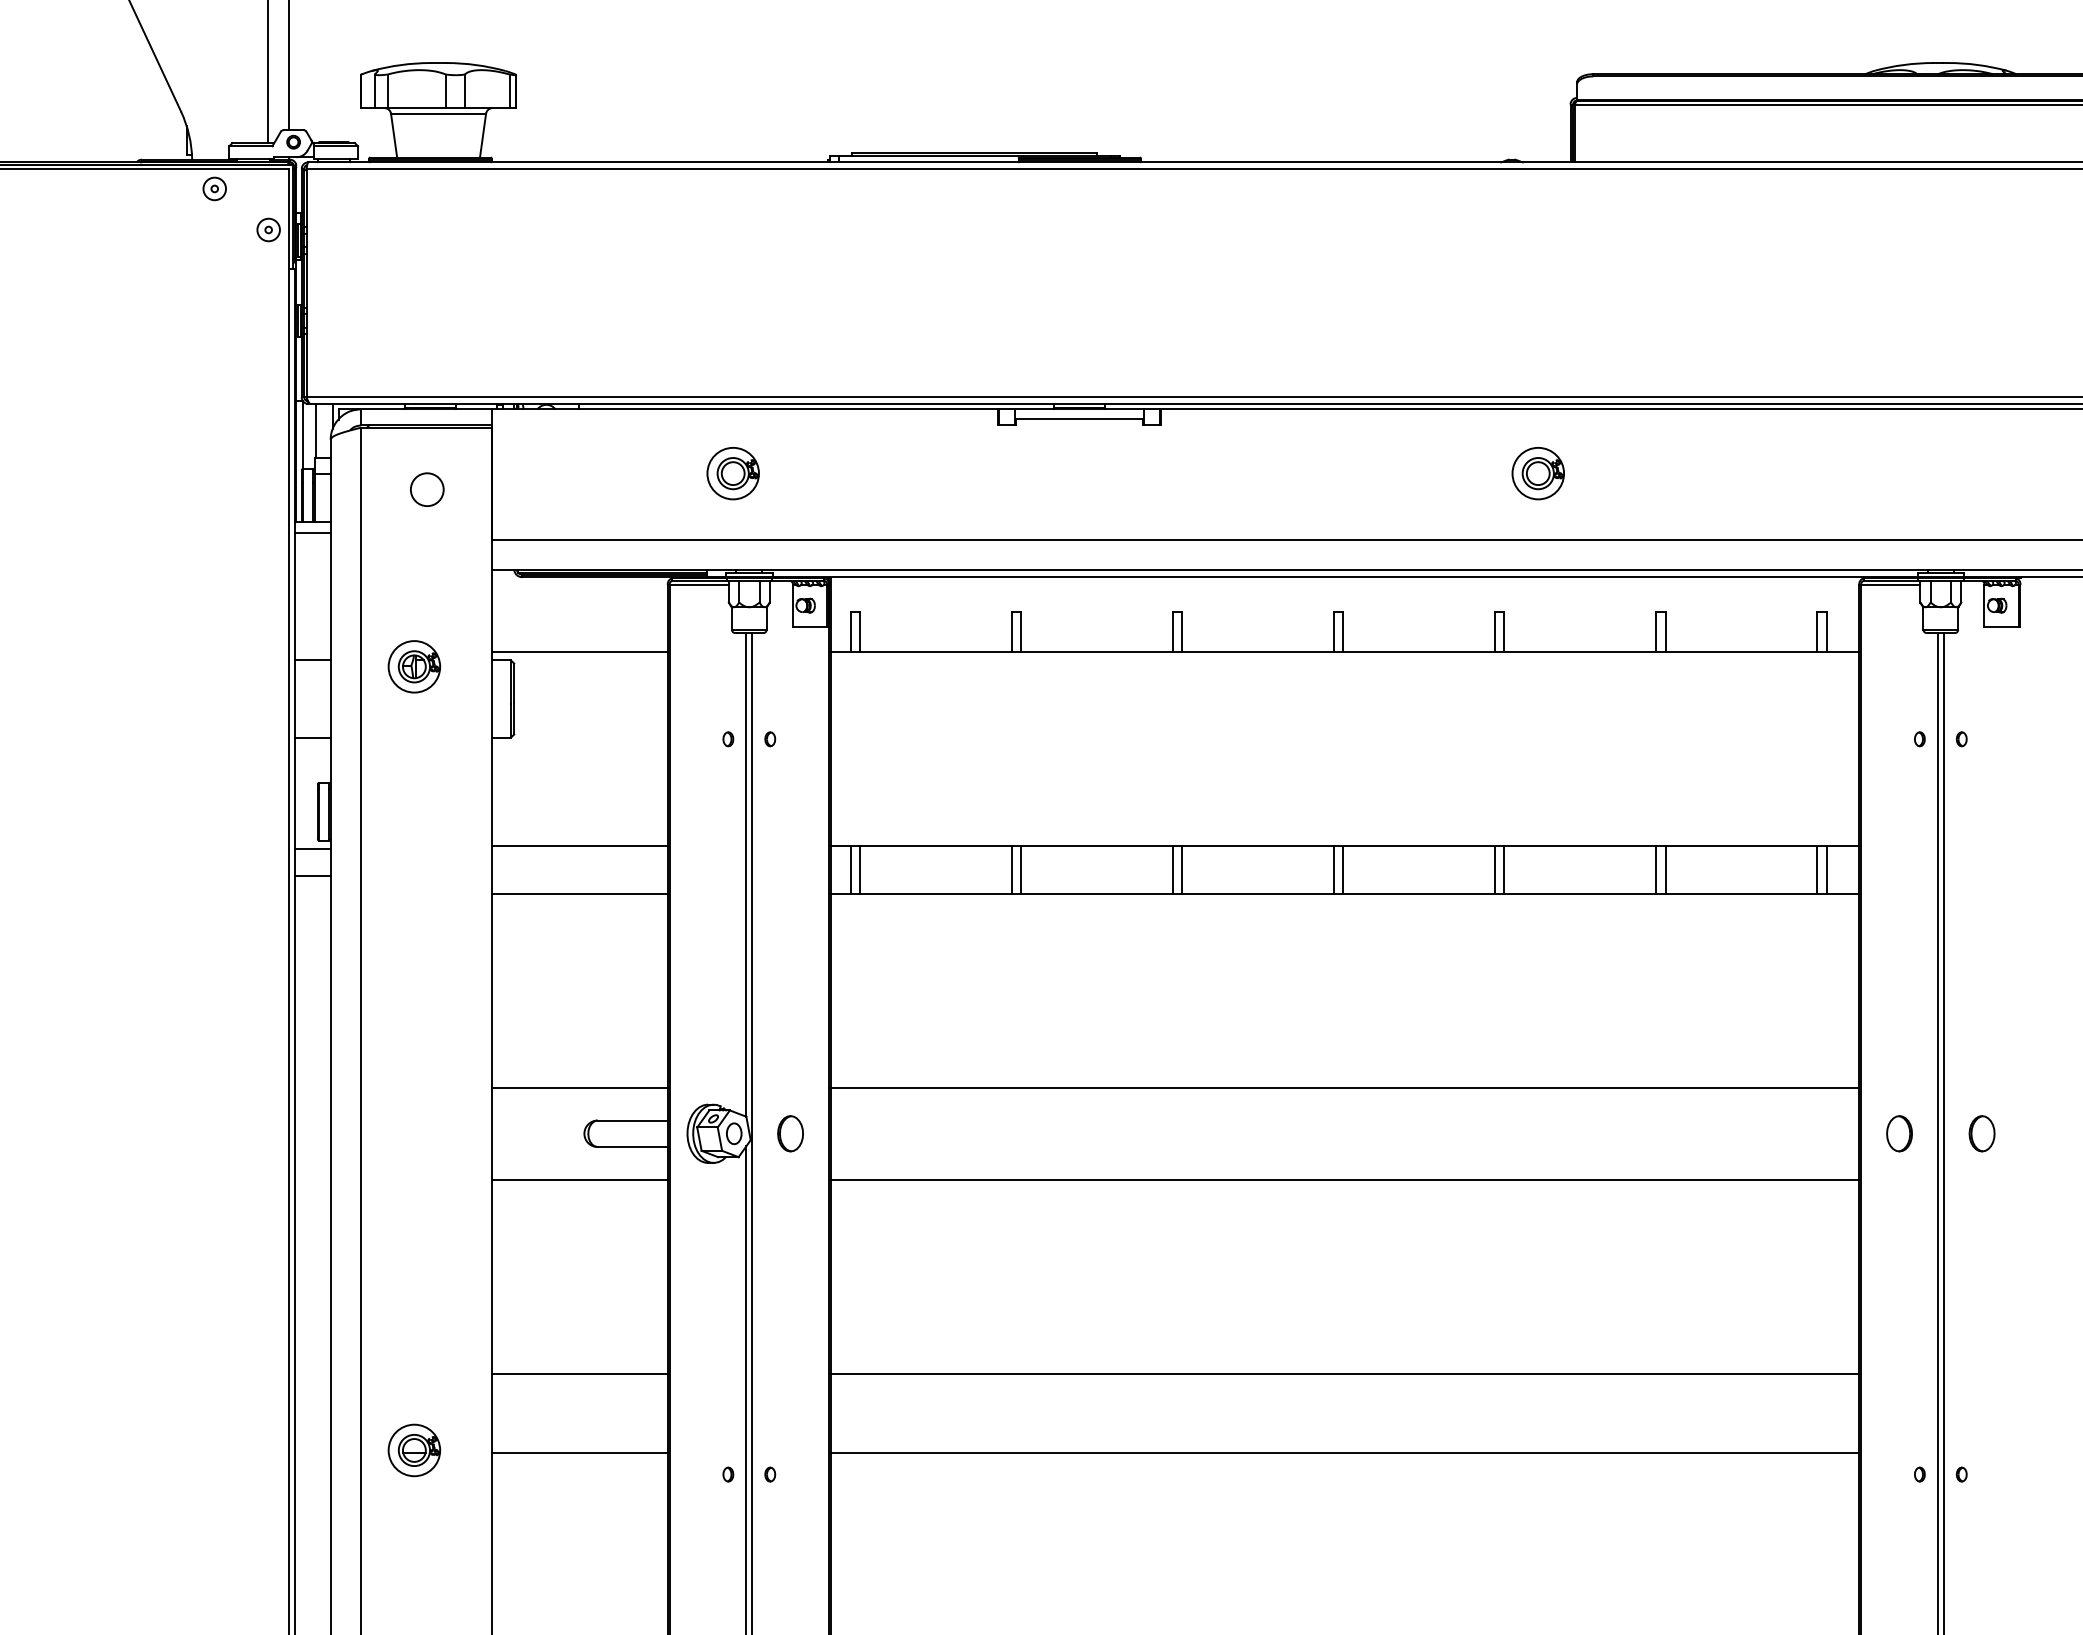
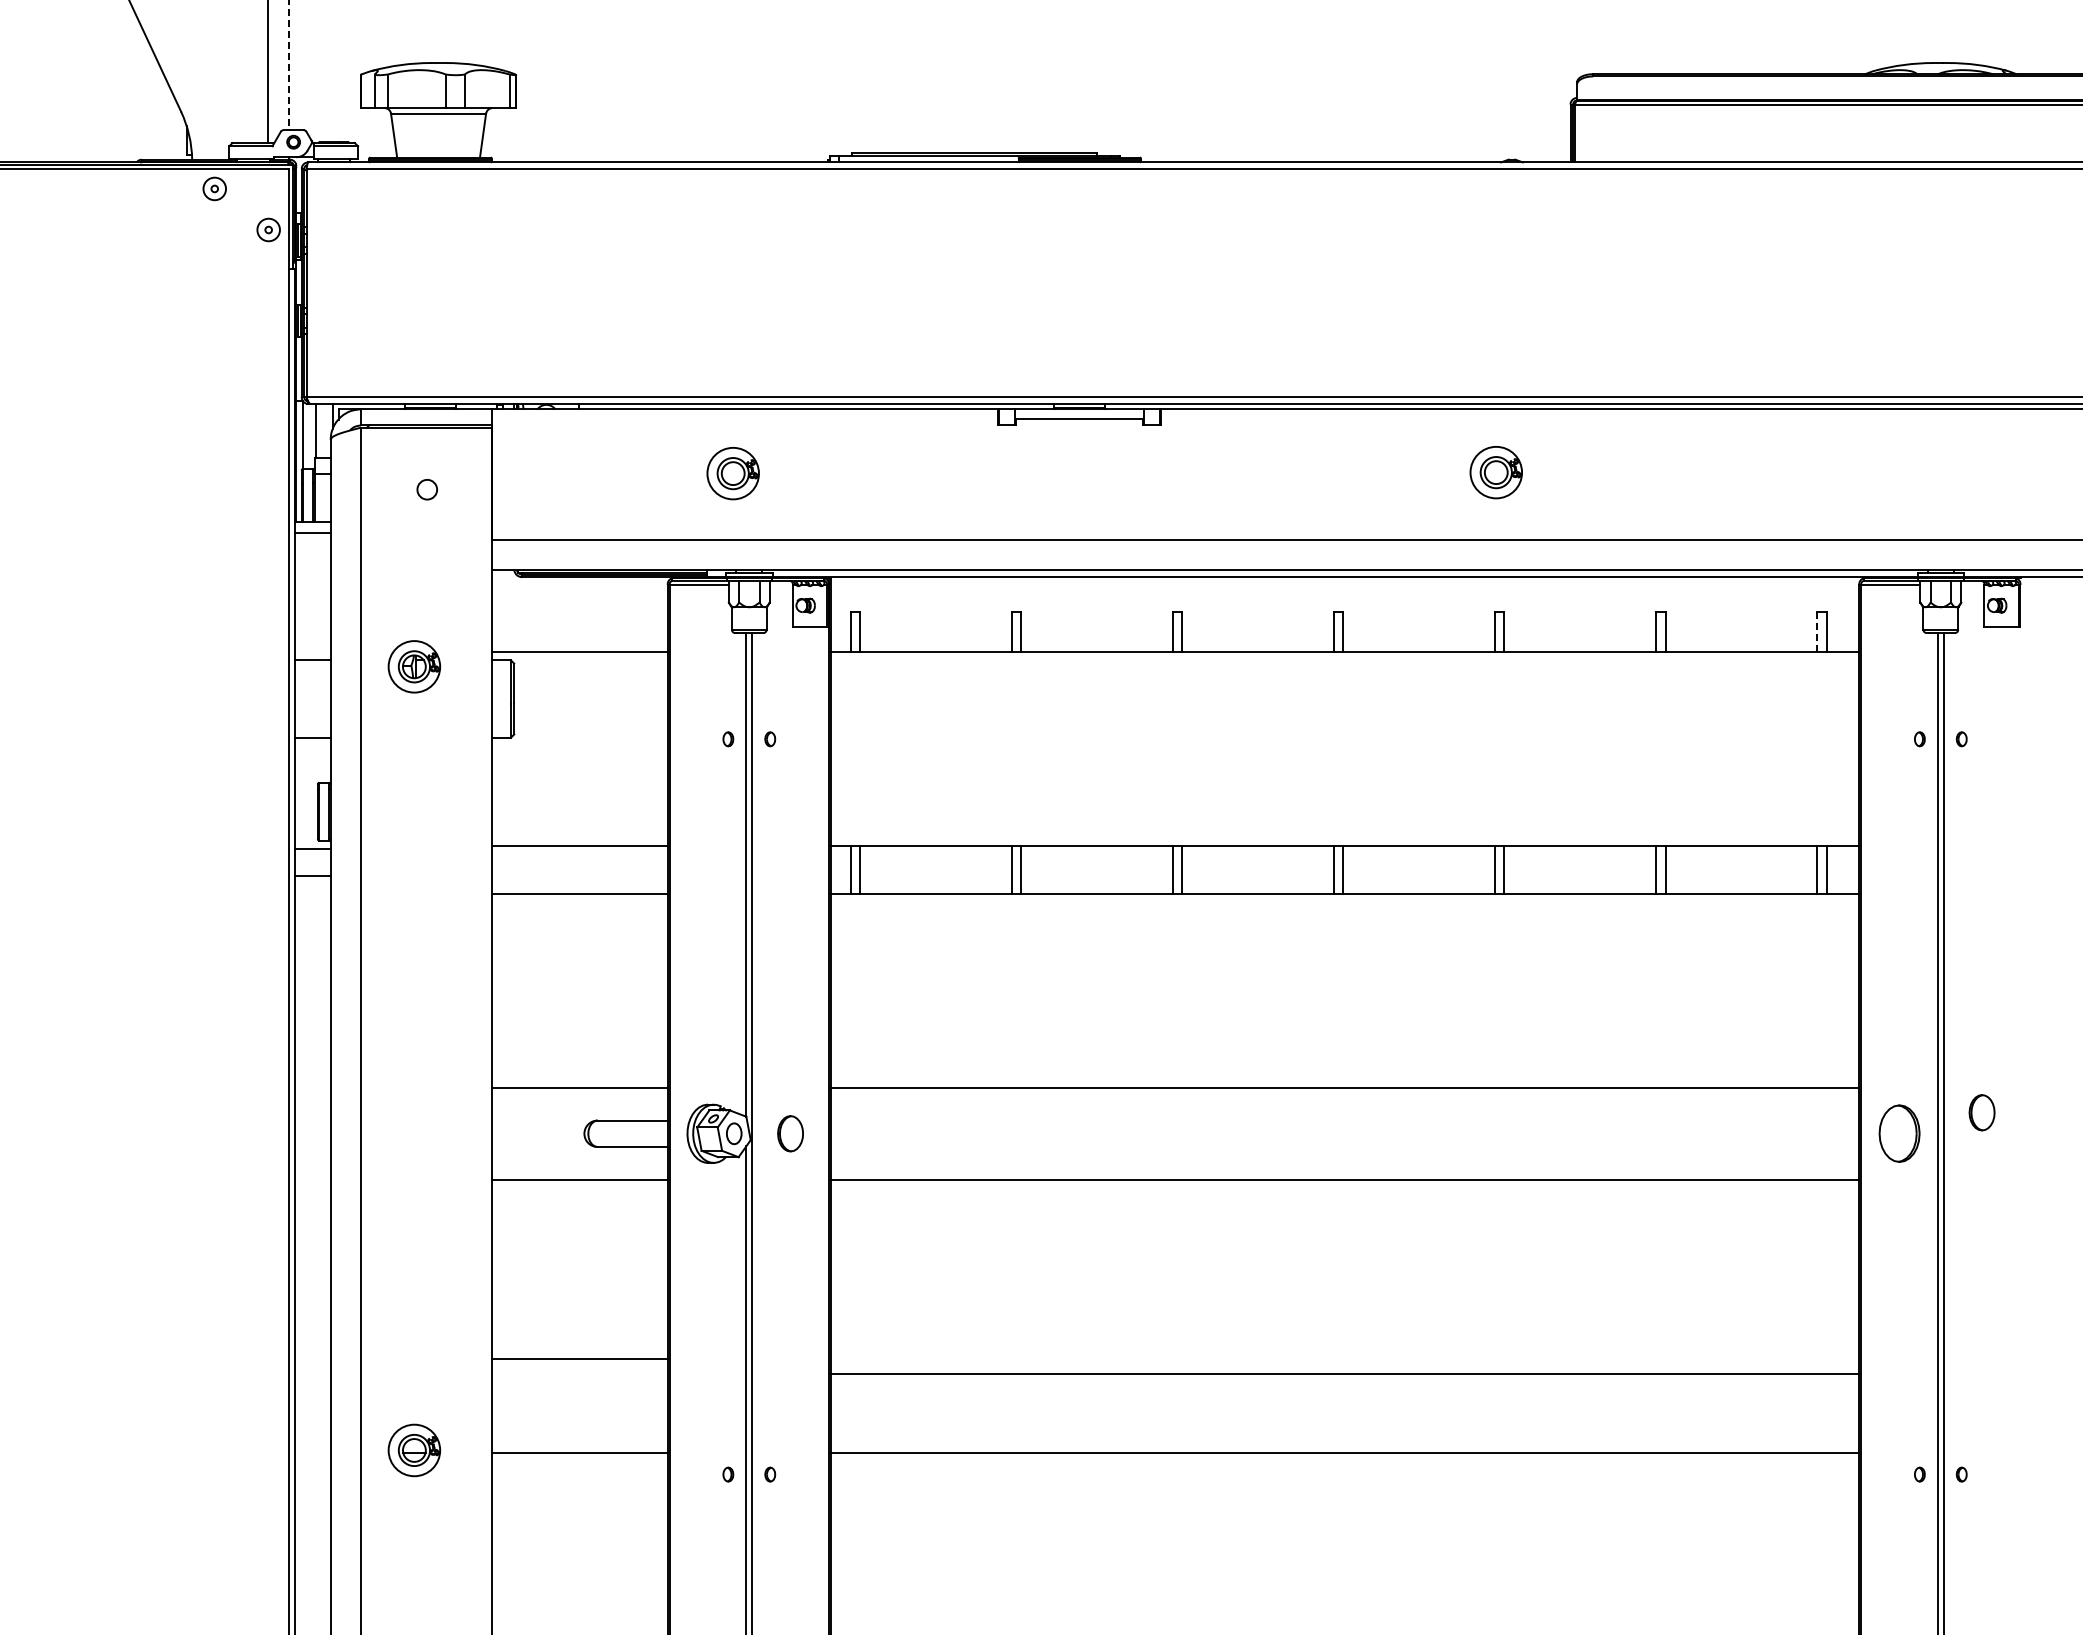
line: solid -> dashed (288, 65)
part position: (1537, 473) -> (1495, 472) (1495, 472)
circle diameter: 33 px -> 20 px (427, 489)
line: solid -> dashed (1816, 631)
part size: 27x38 px -> 43x59 px (1899, 1133)
part position: (1981, 1133) -> (1981, 1112) (1981, 1112)
line position: (579, 1374) -> (579, 1359) (579, 1359)
